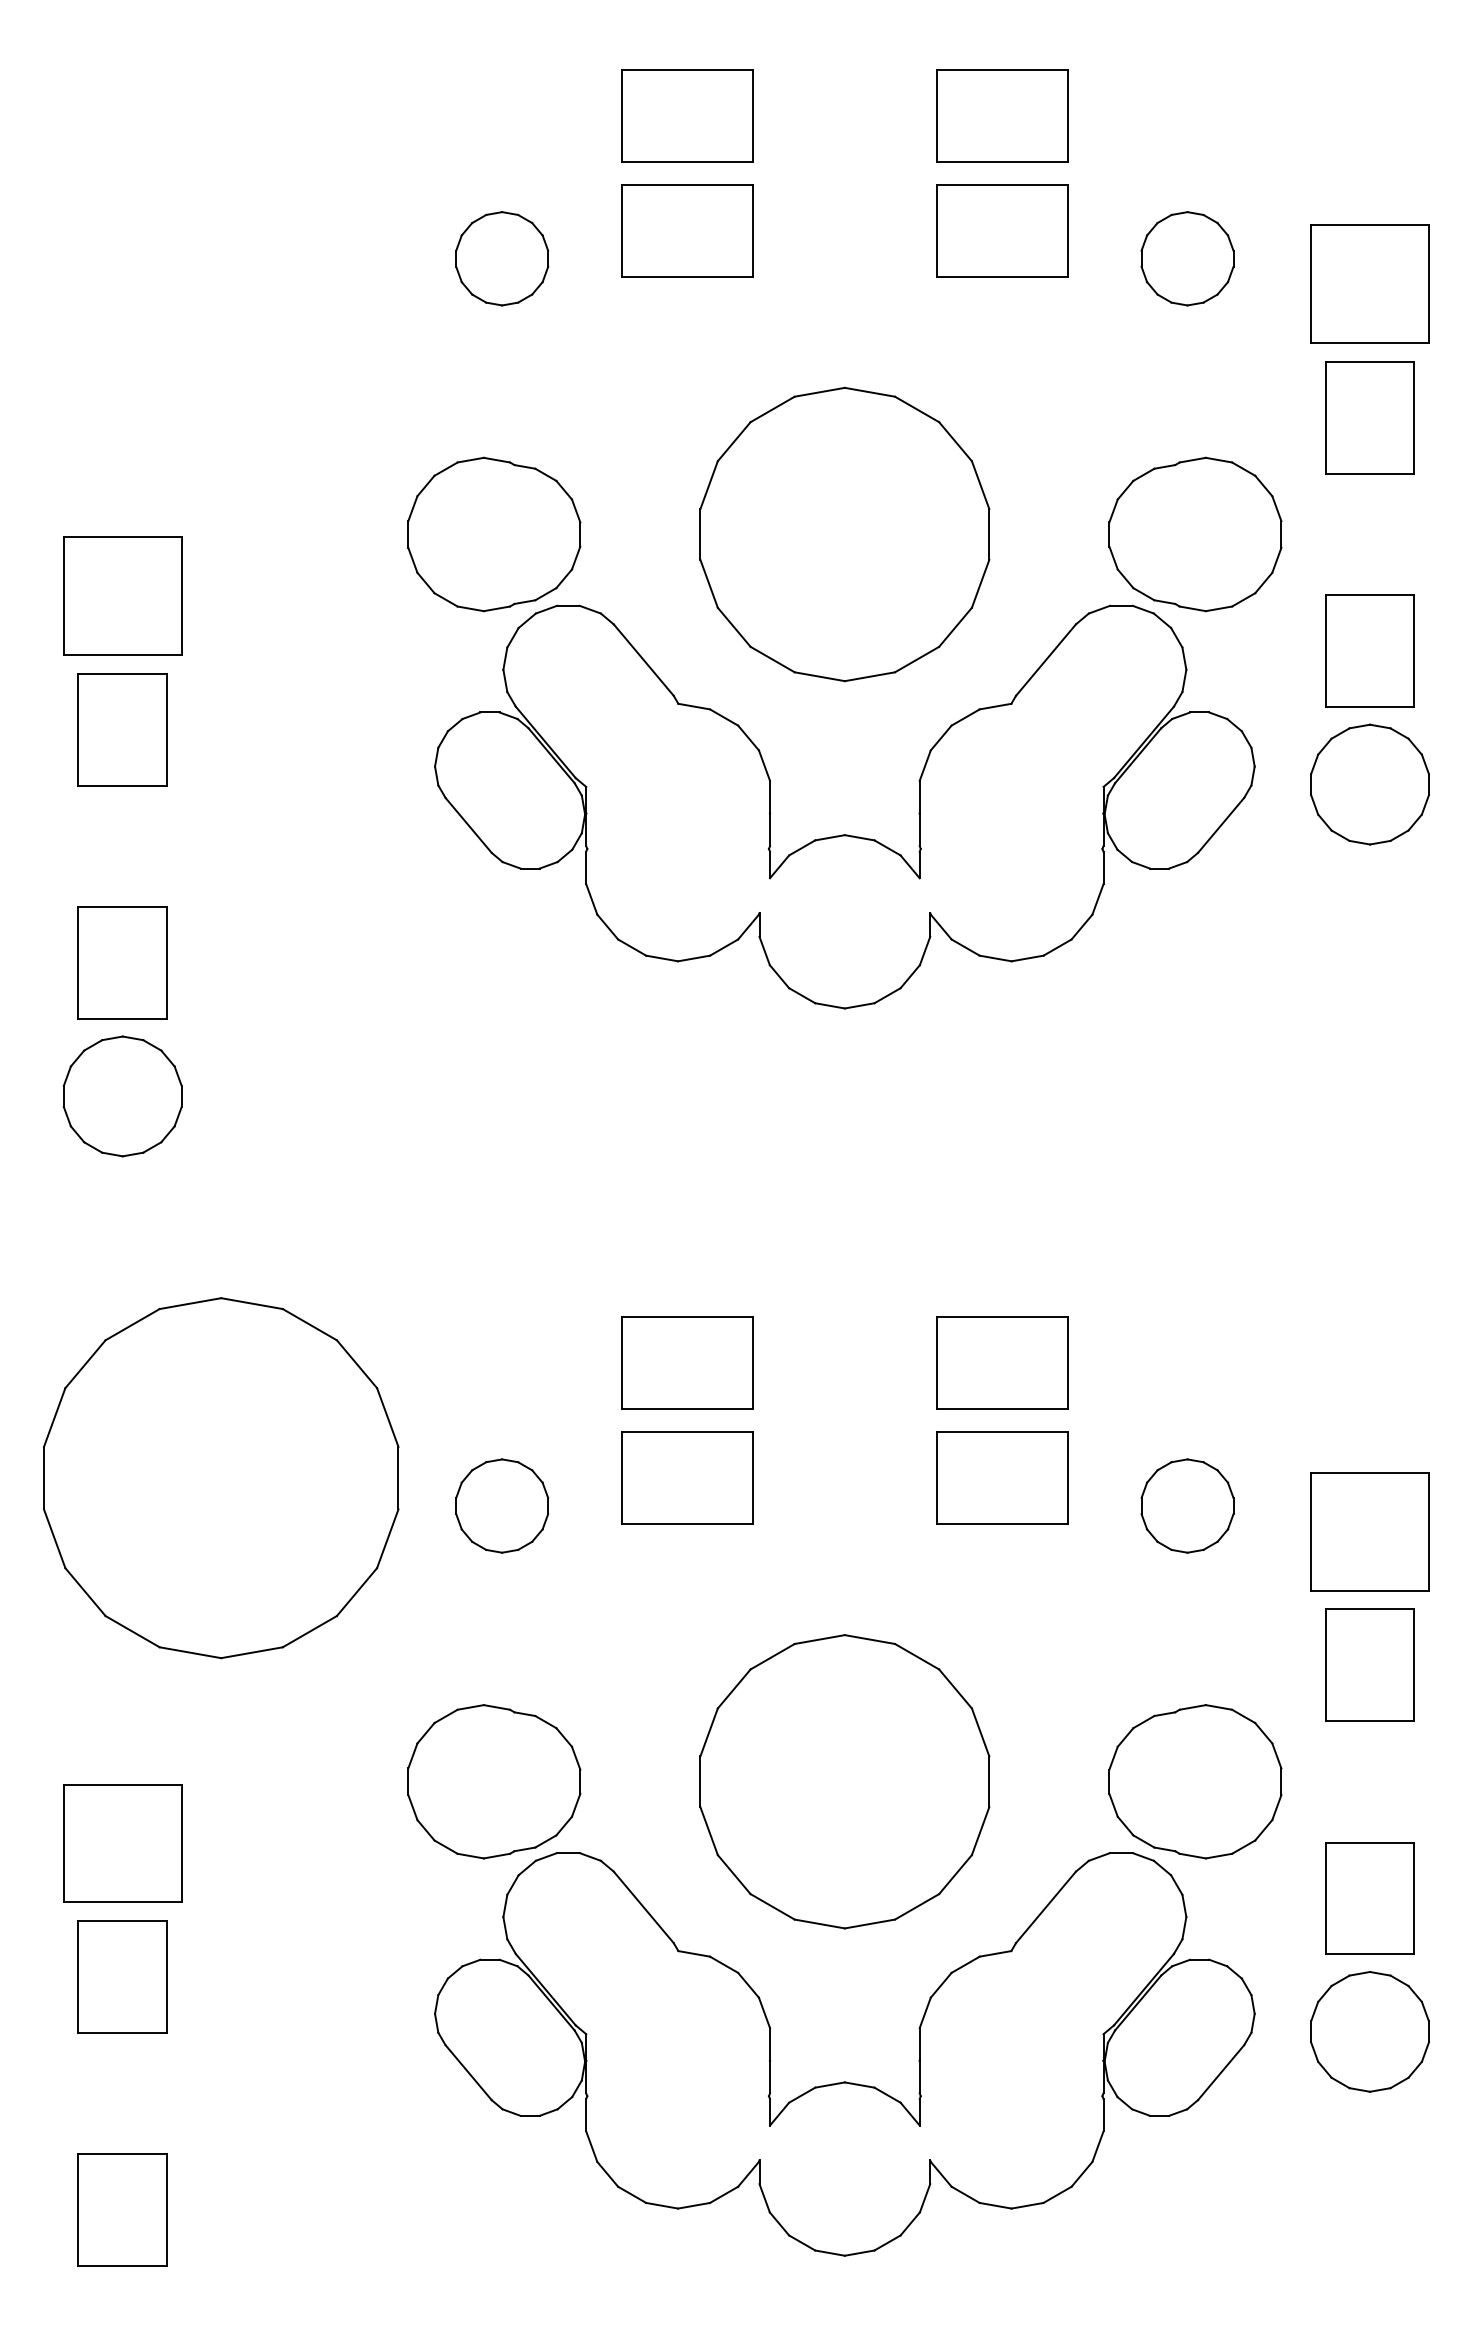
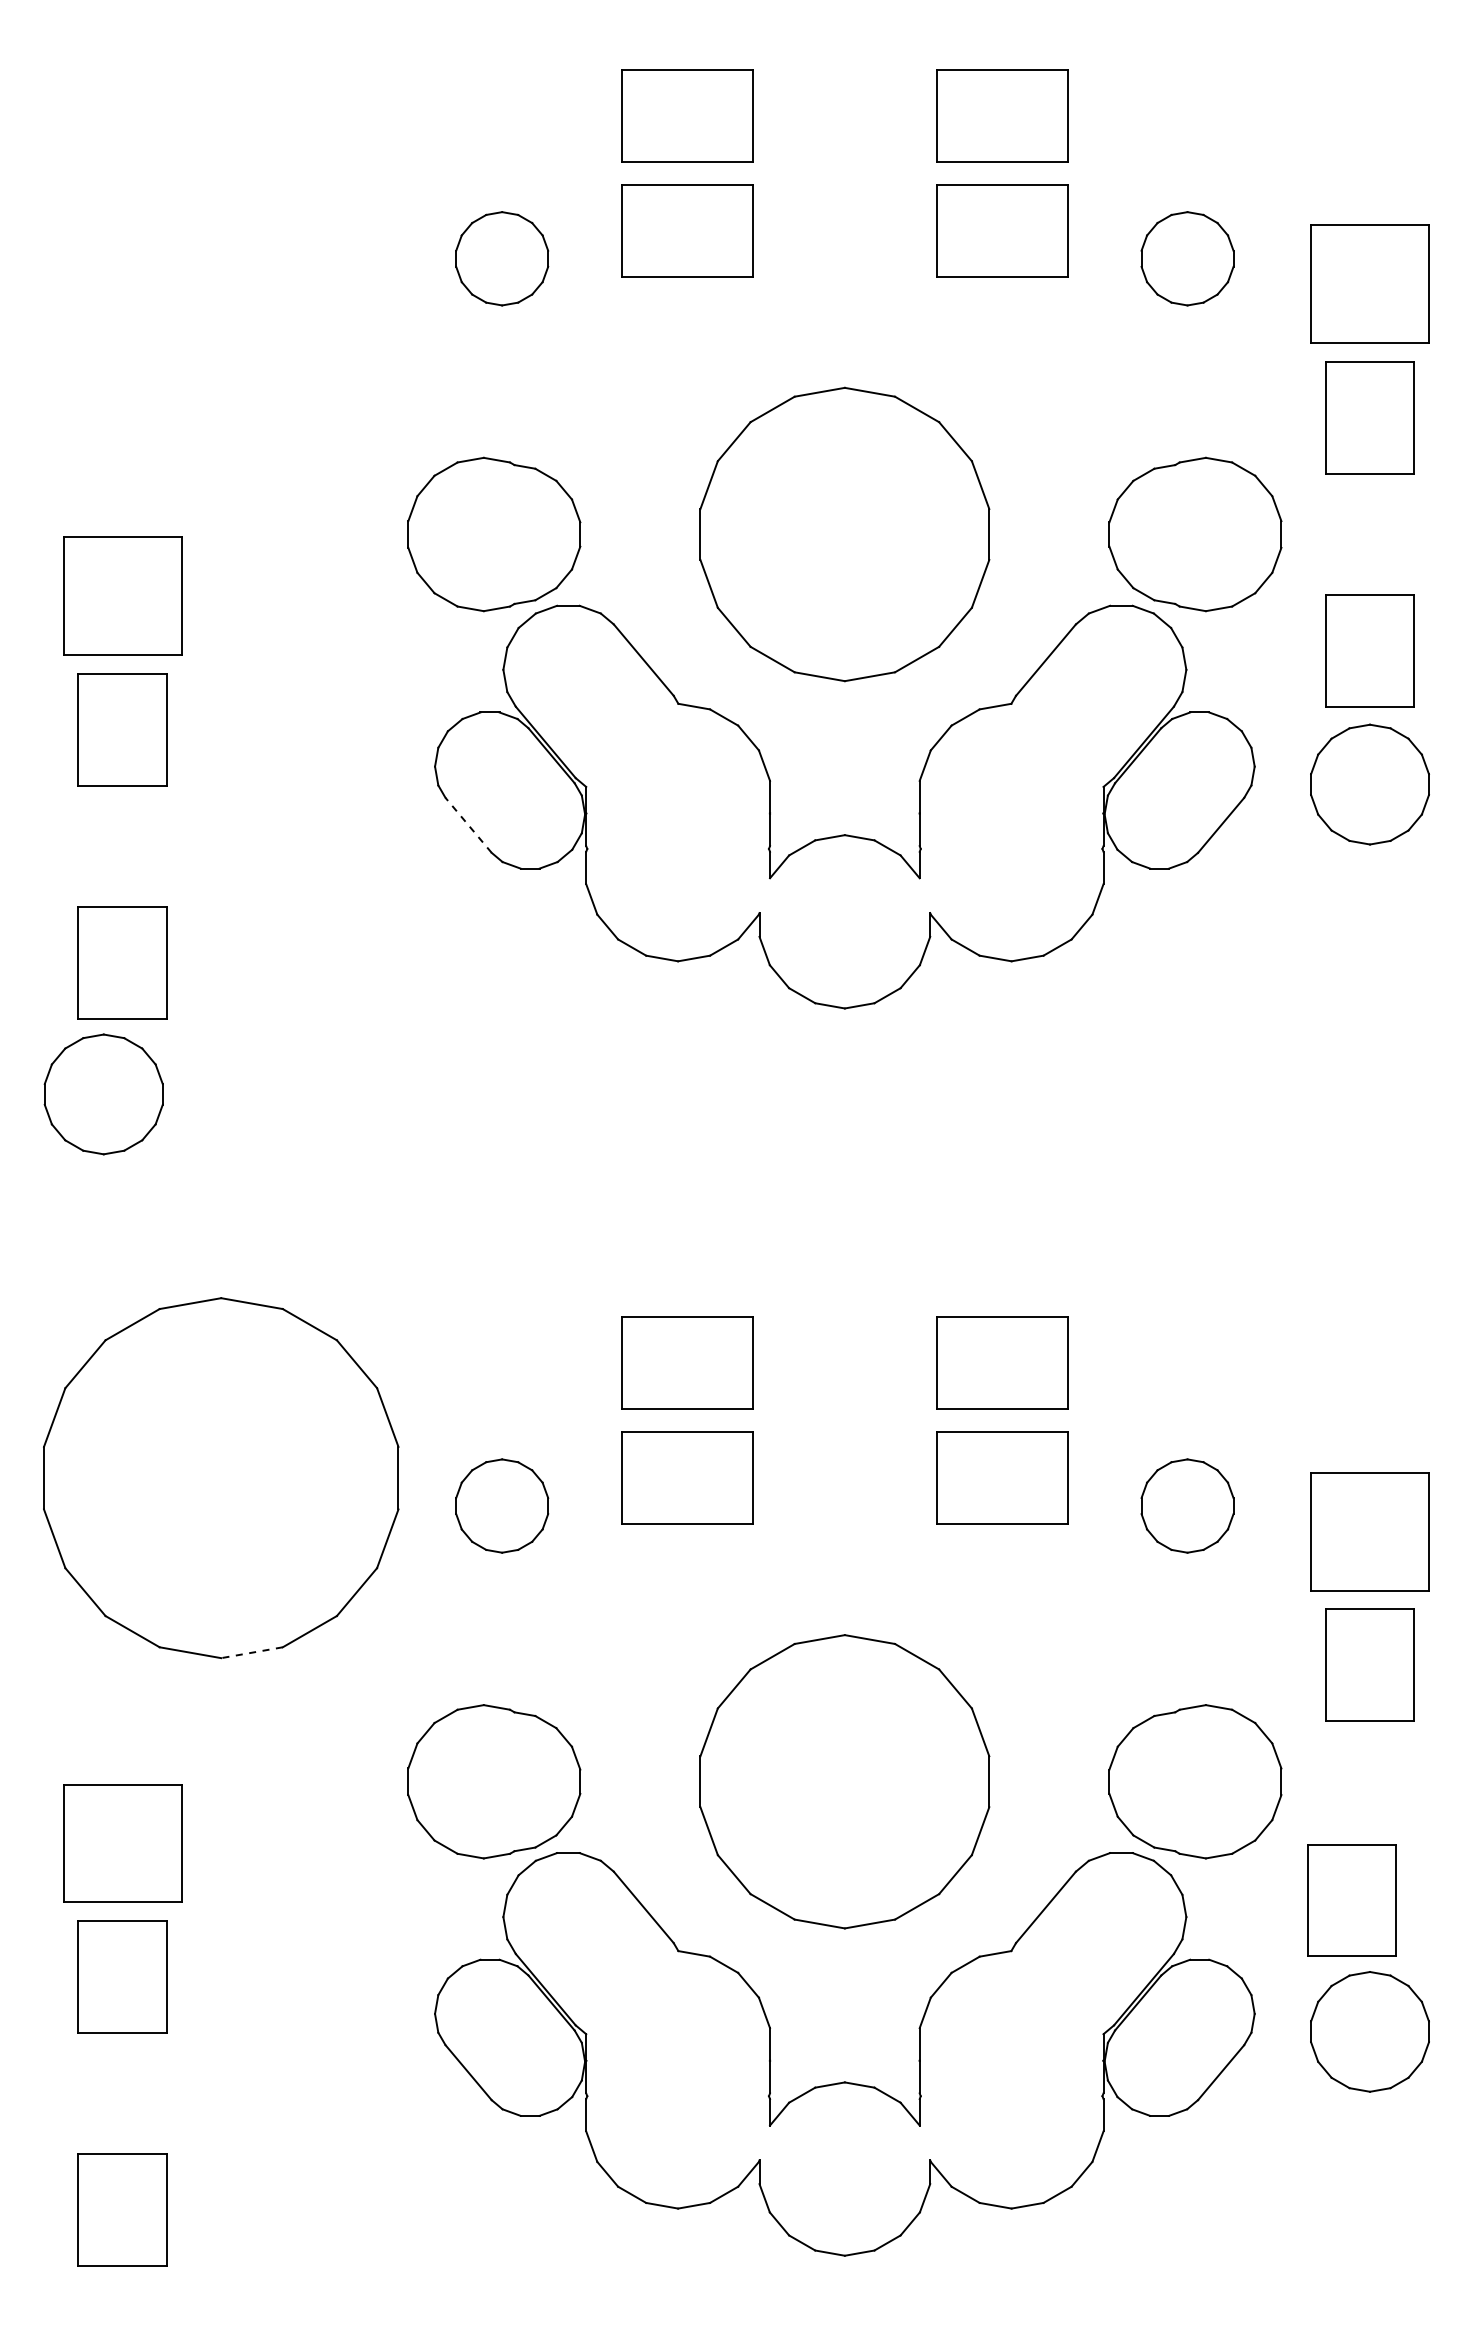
line: solid -> dashed (468, 825)
part position: (122, 1096) -> (103, 1094) (103, 1094)
line: solid -> dashed (251, 1652)
part position: (1369, 1898) -> (1351, 1900) (1351, 1900)
